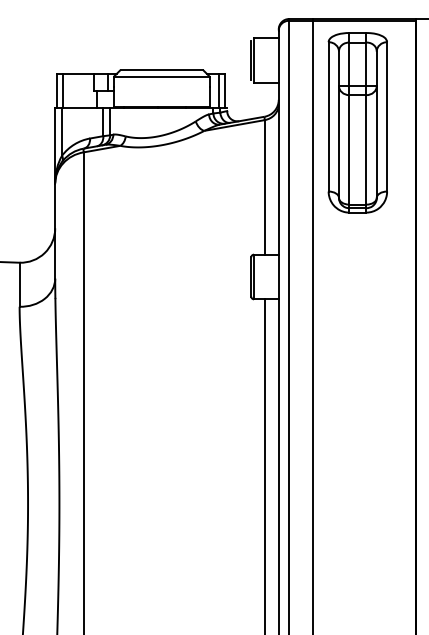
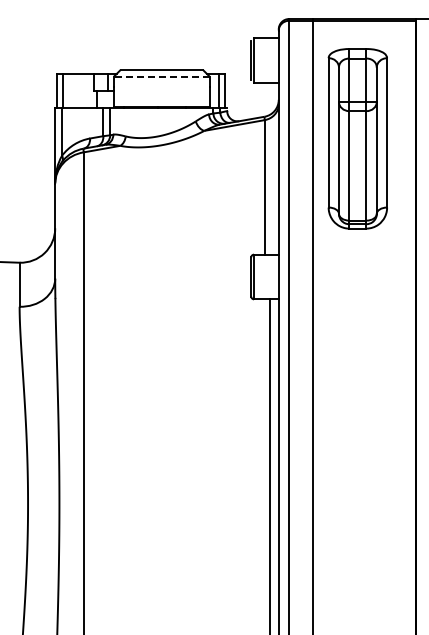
line: solid -> dashed (161, 76)
part position: (357, 122) -> (357, 138) (357, 138)
line position: (264, 465) -> (269, 465) (269, 465)
